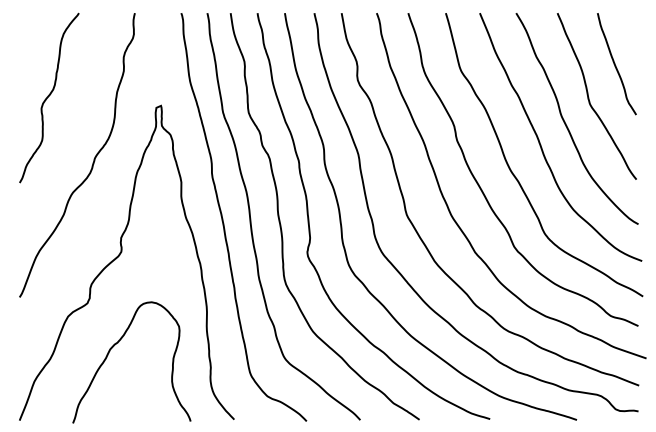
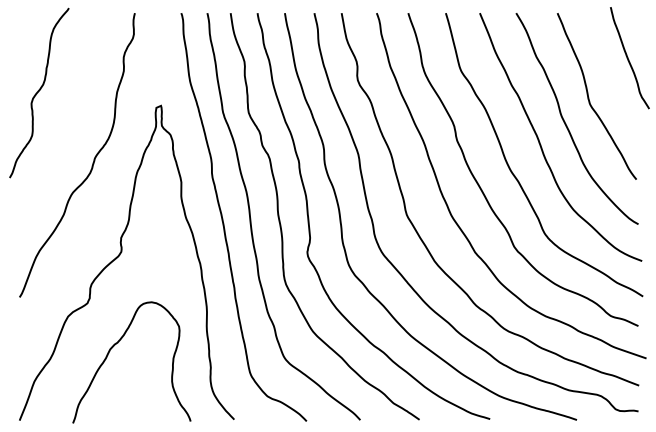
curve position: (615, 64) -> (628, 58) (628, 58)
curve position: (49, 96) -> (39, 91) (39, 91)
